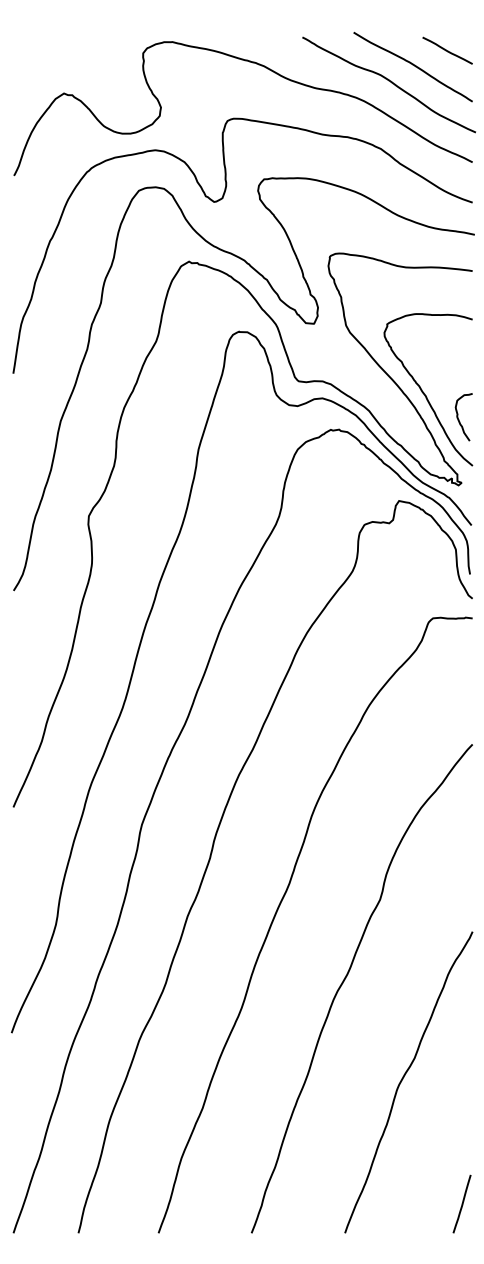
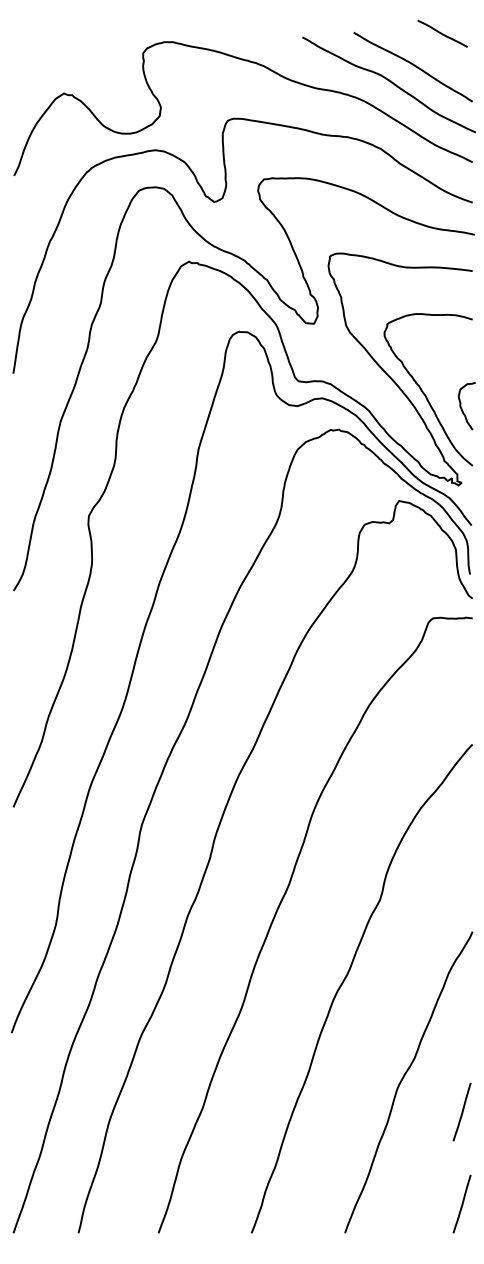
line position: (447, 50) -> (442, 33) (442, 33)
curve position: (459, 419) -> (462, 408) (462, 408)
line: none -> present (461, 1111)
